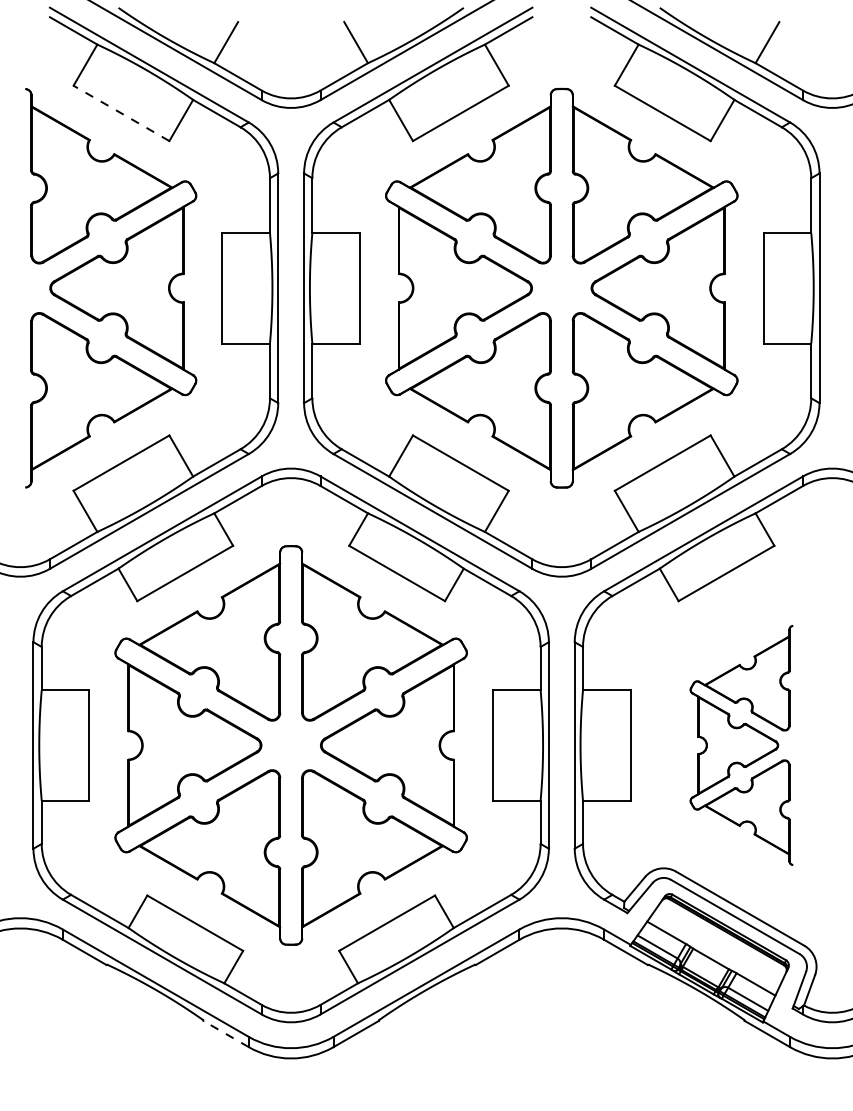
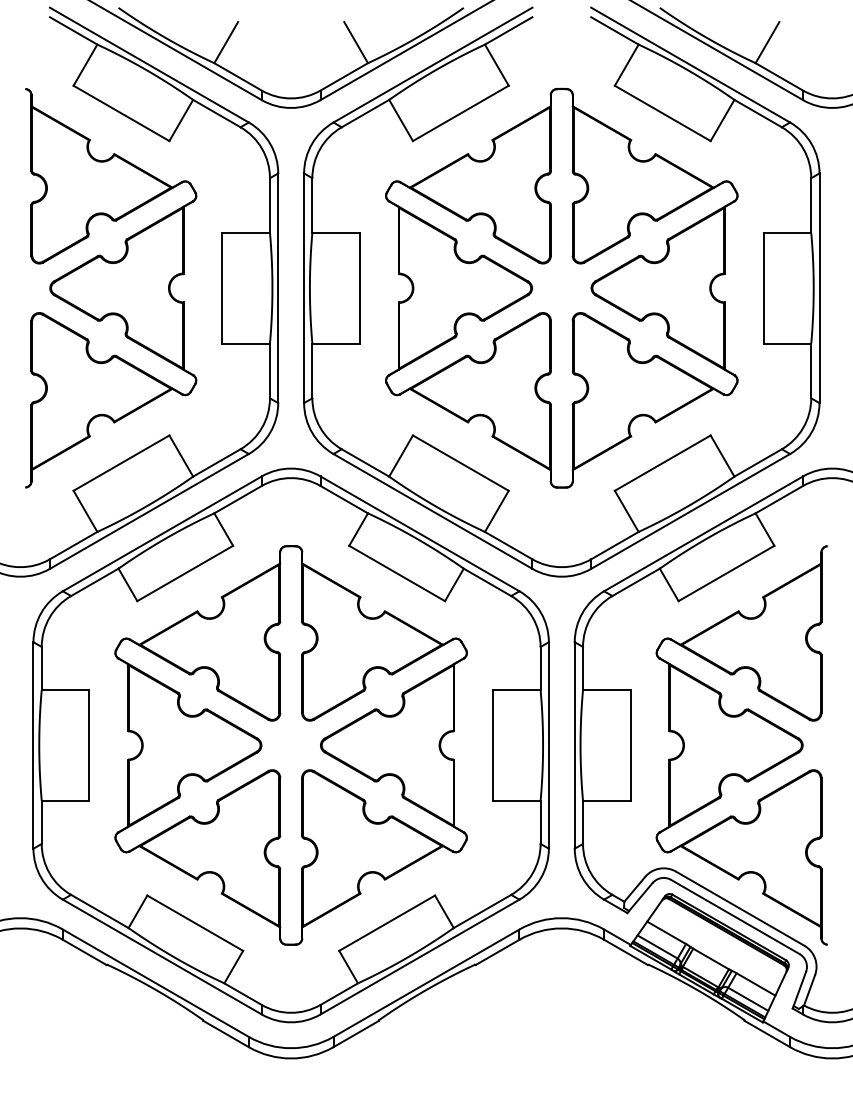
line: dashed -> solid (121, 113)
part size: 105x241 px -> 173x401 px (741, 745)
line: dashed -> solid (225, 1033)
